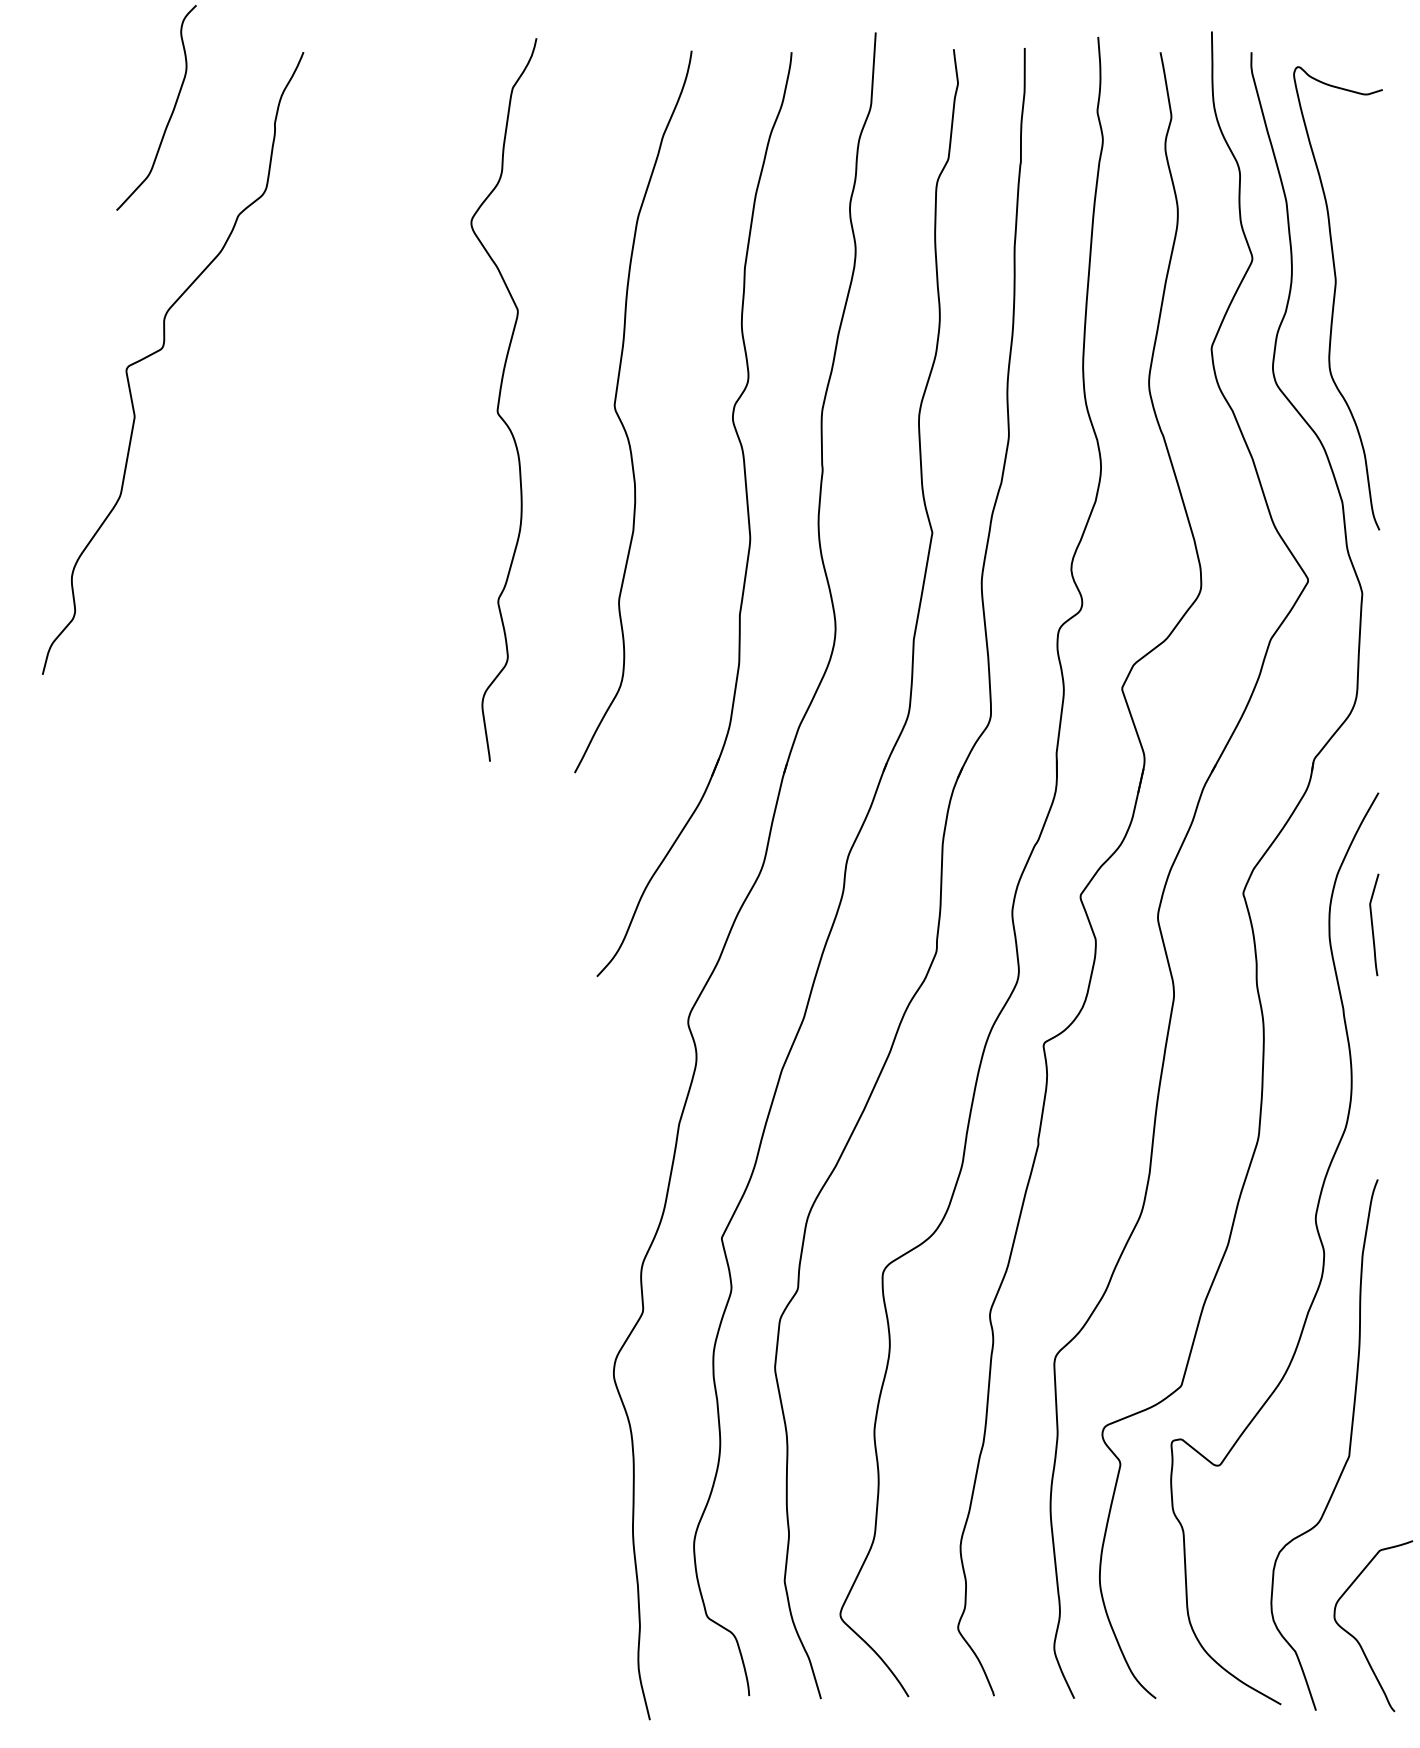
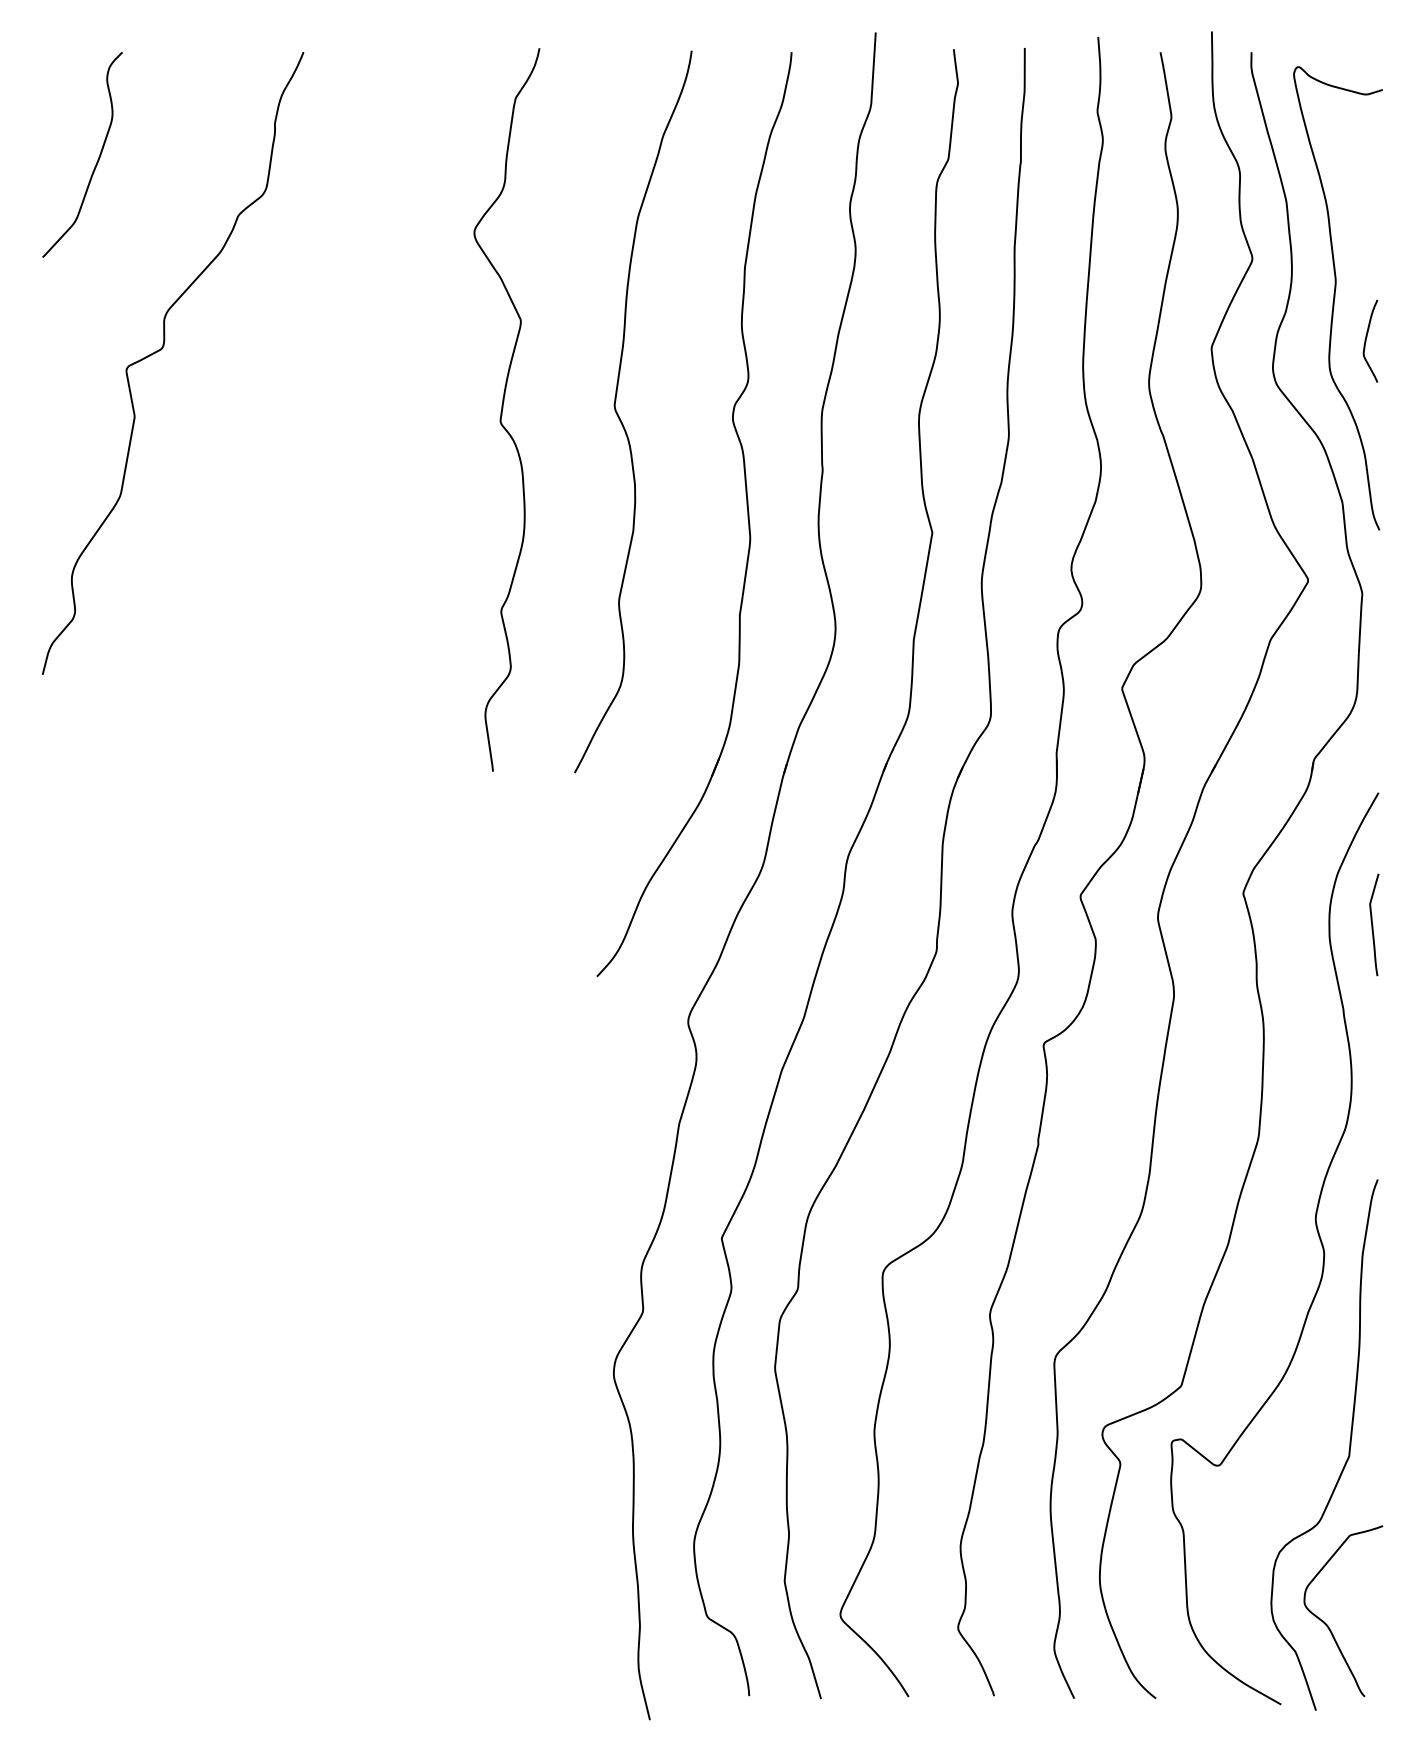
curve position: (171, 112) -> (97, 159) (97, 159)
curve: none -> present (1366, 340)
curve position: (500, 398) -> (503, 408) (503, 408)
curve position: (1358, 1640) -> (1328, 1625) (1328, 1625)
